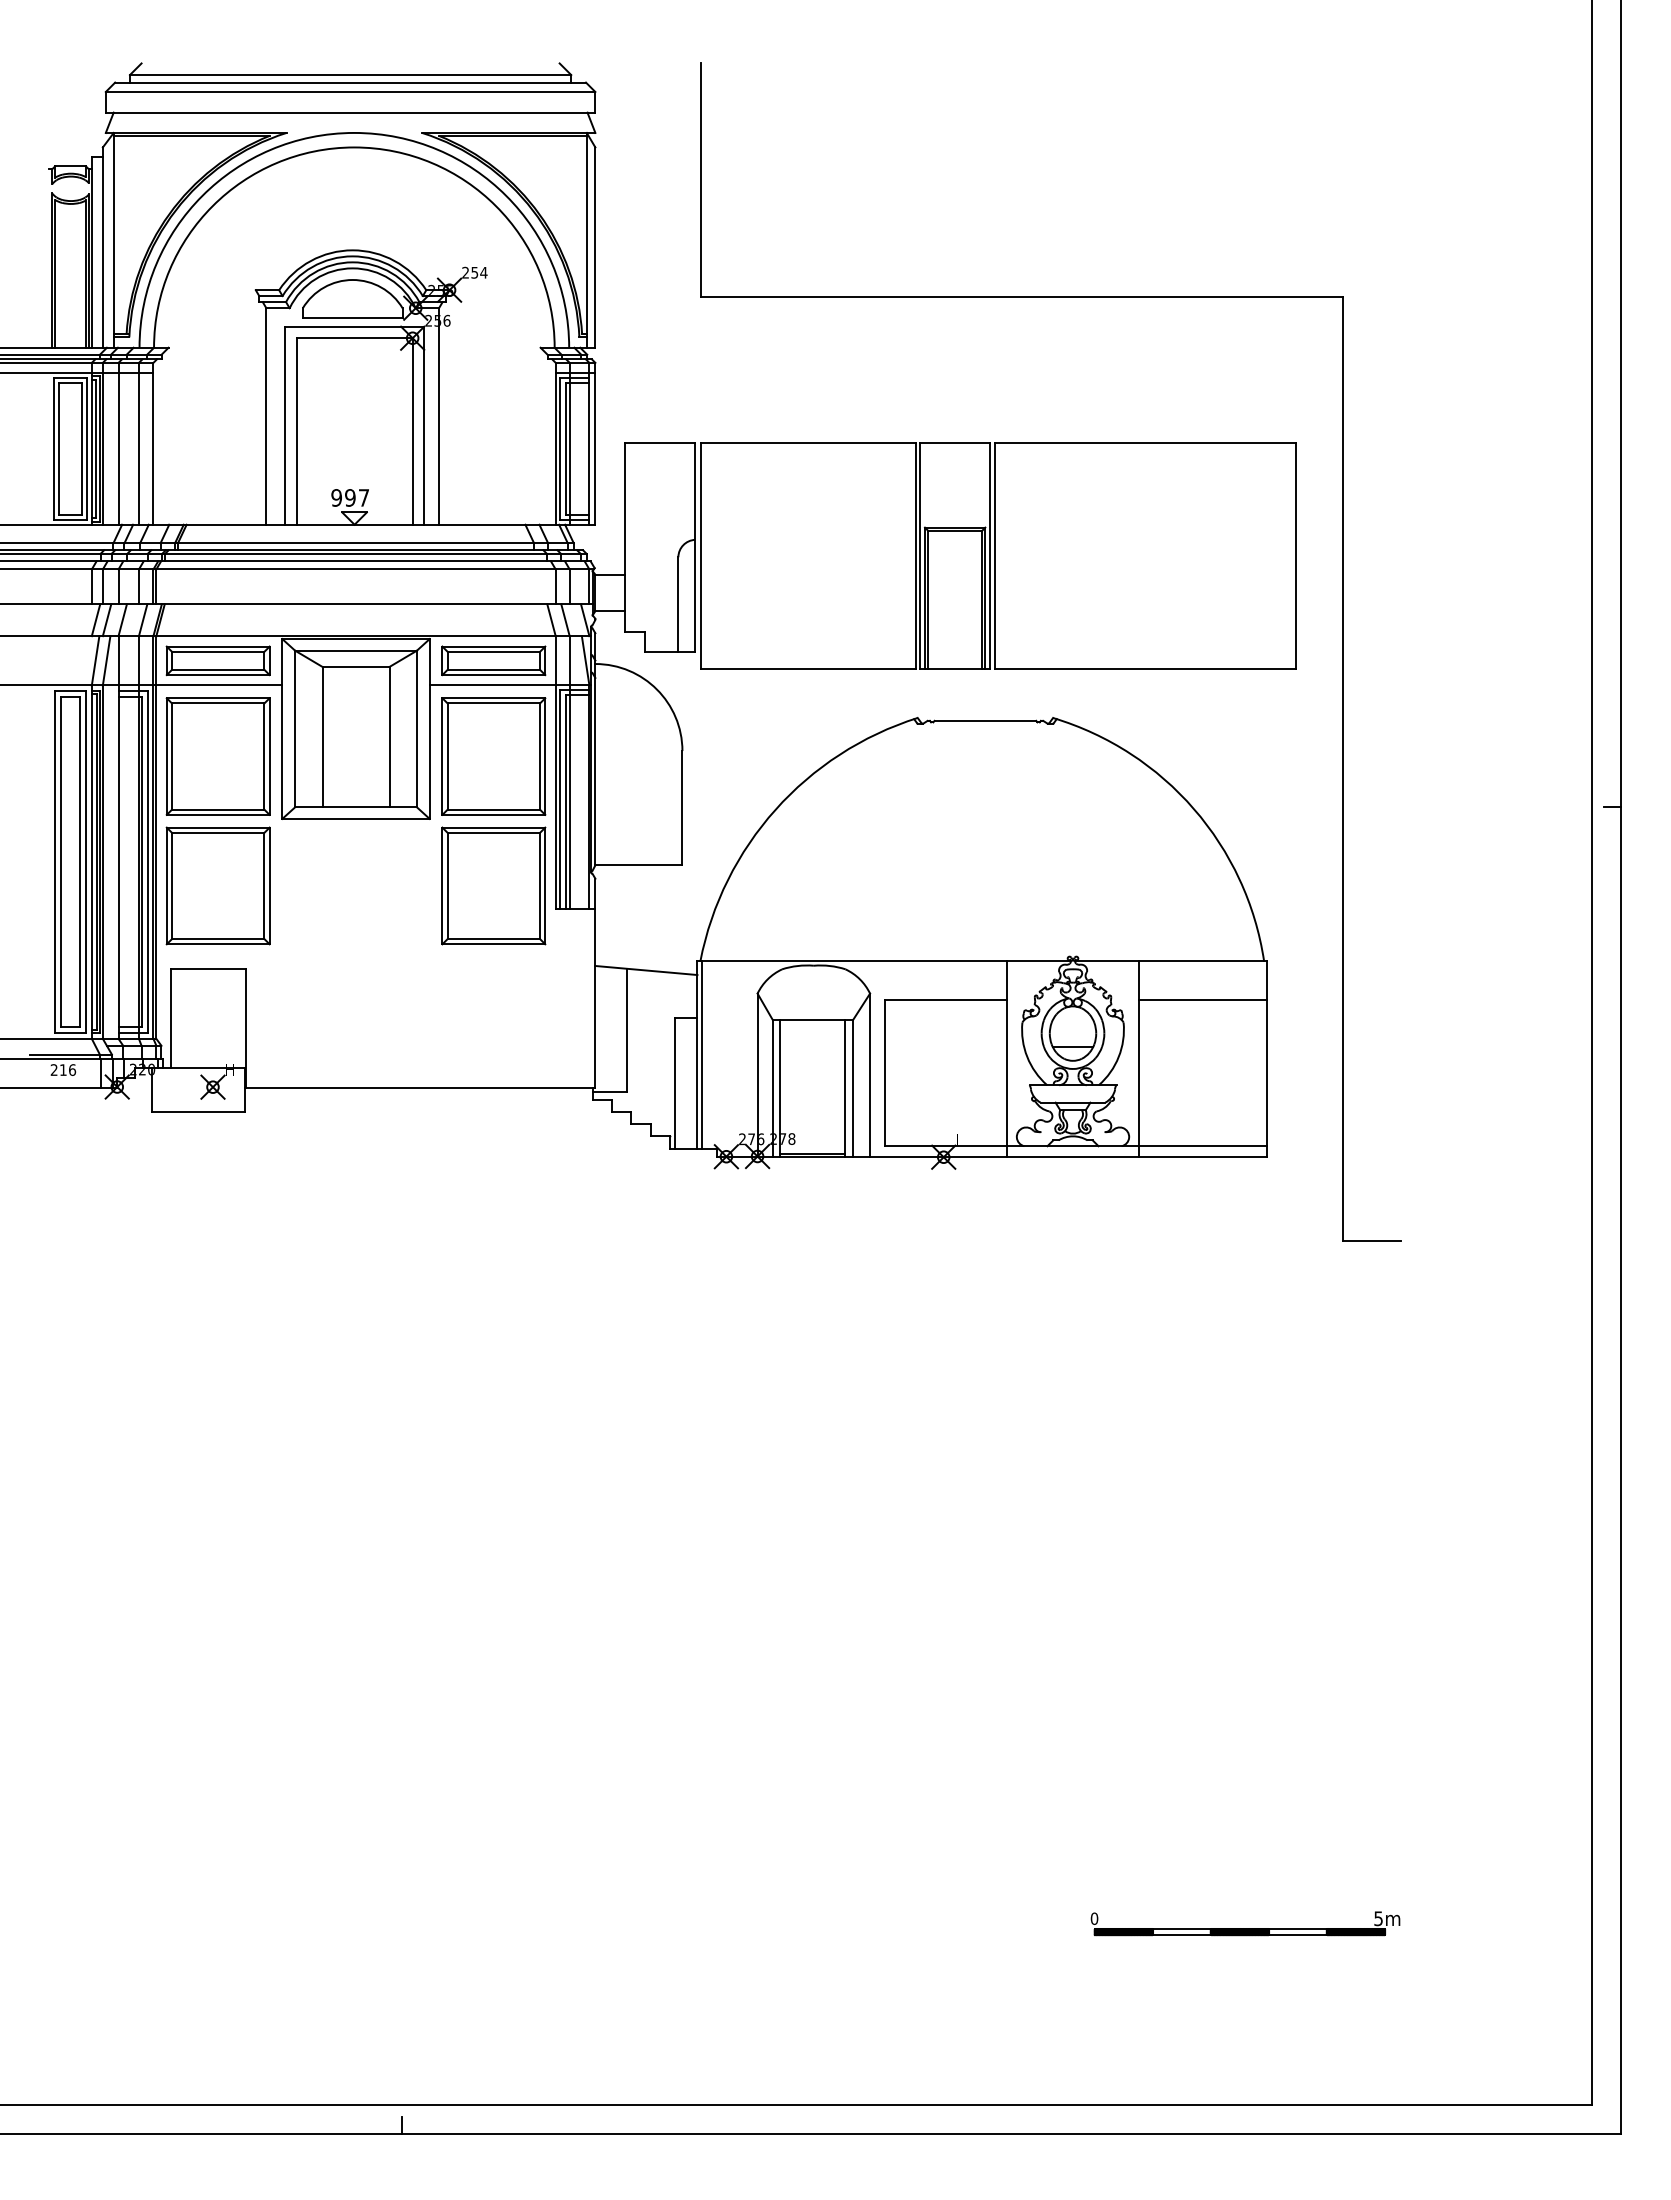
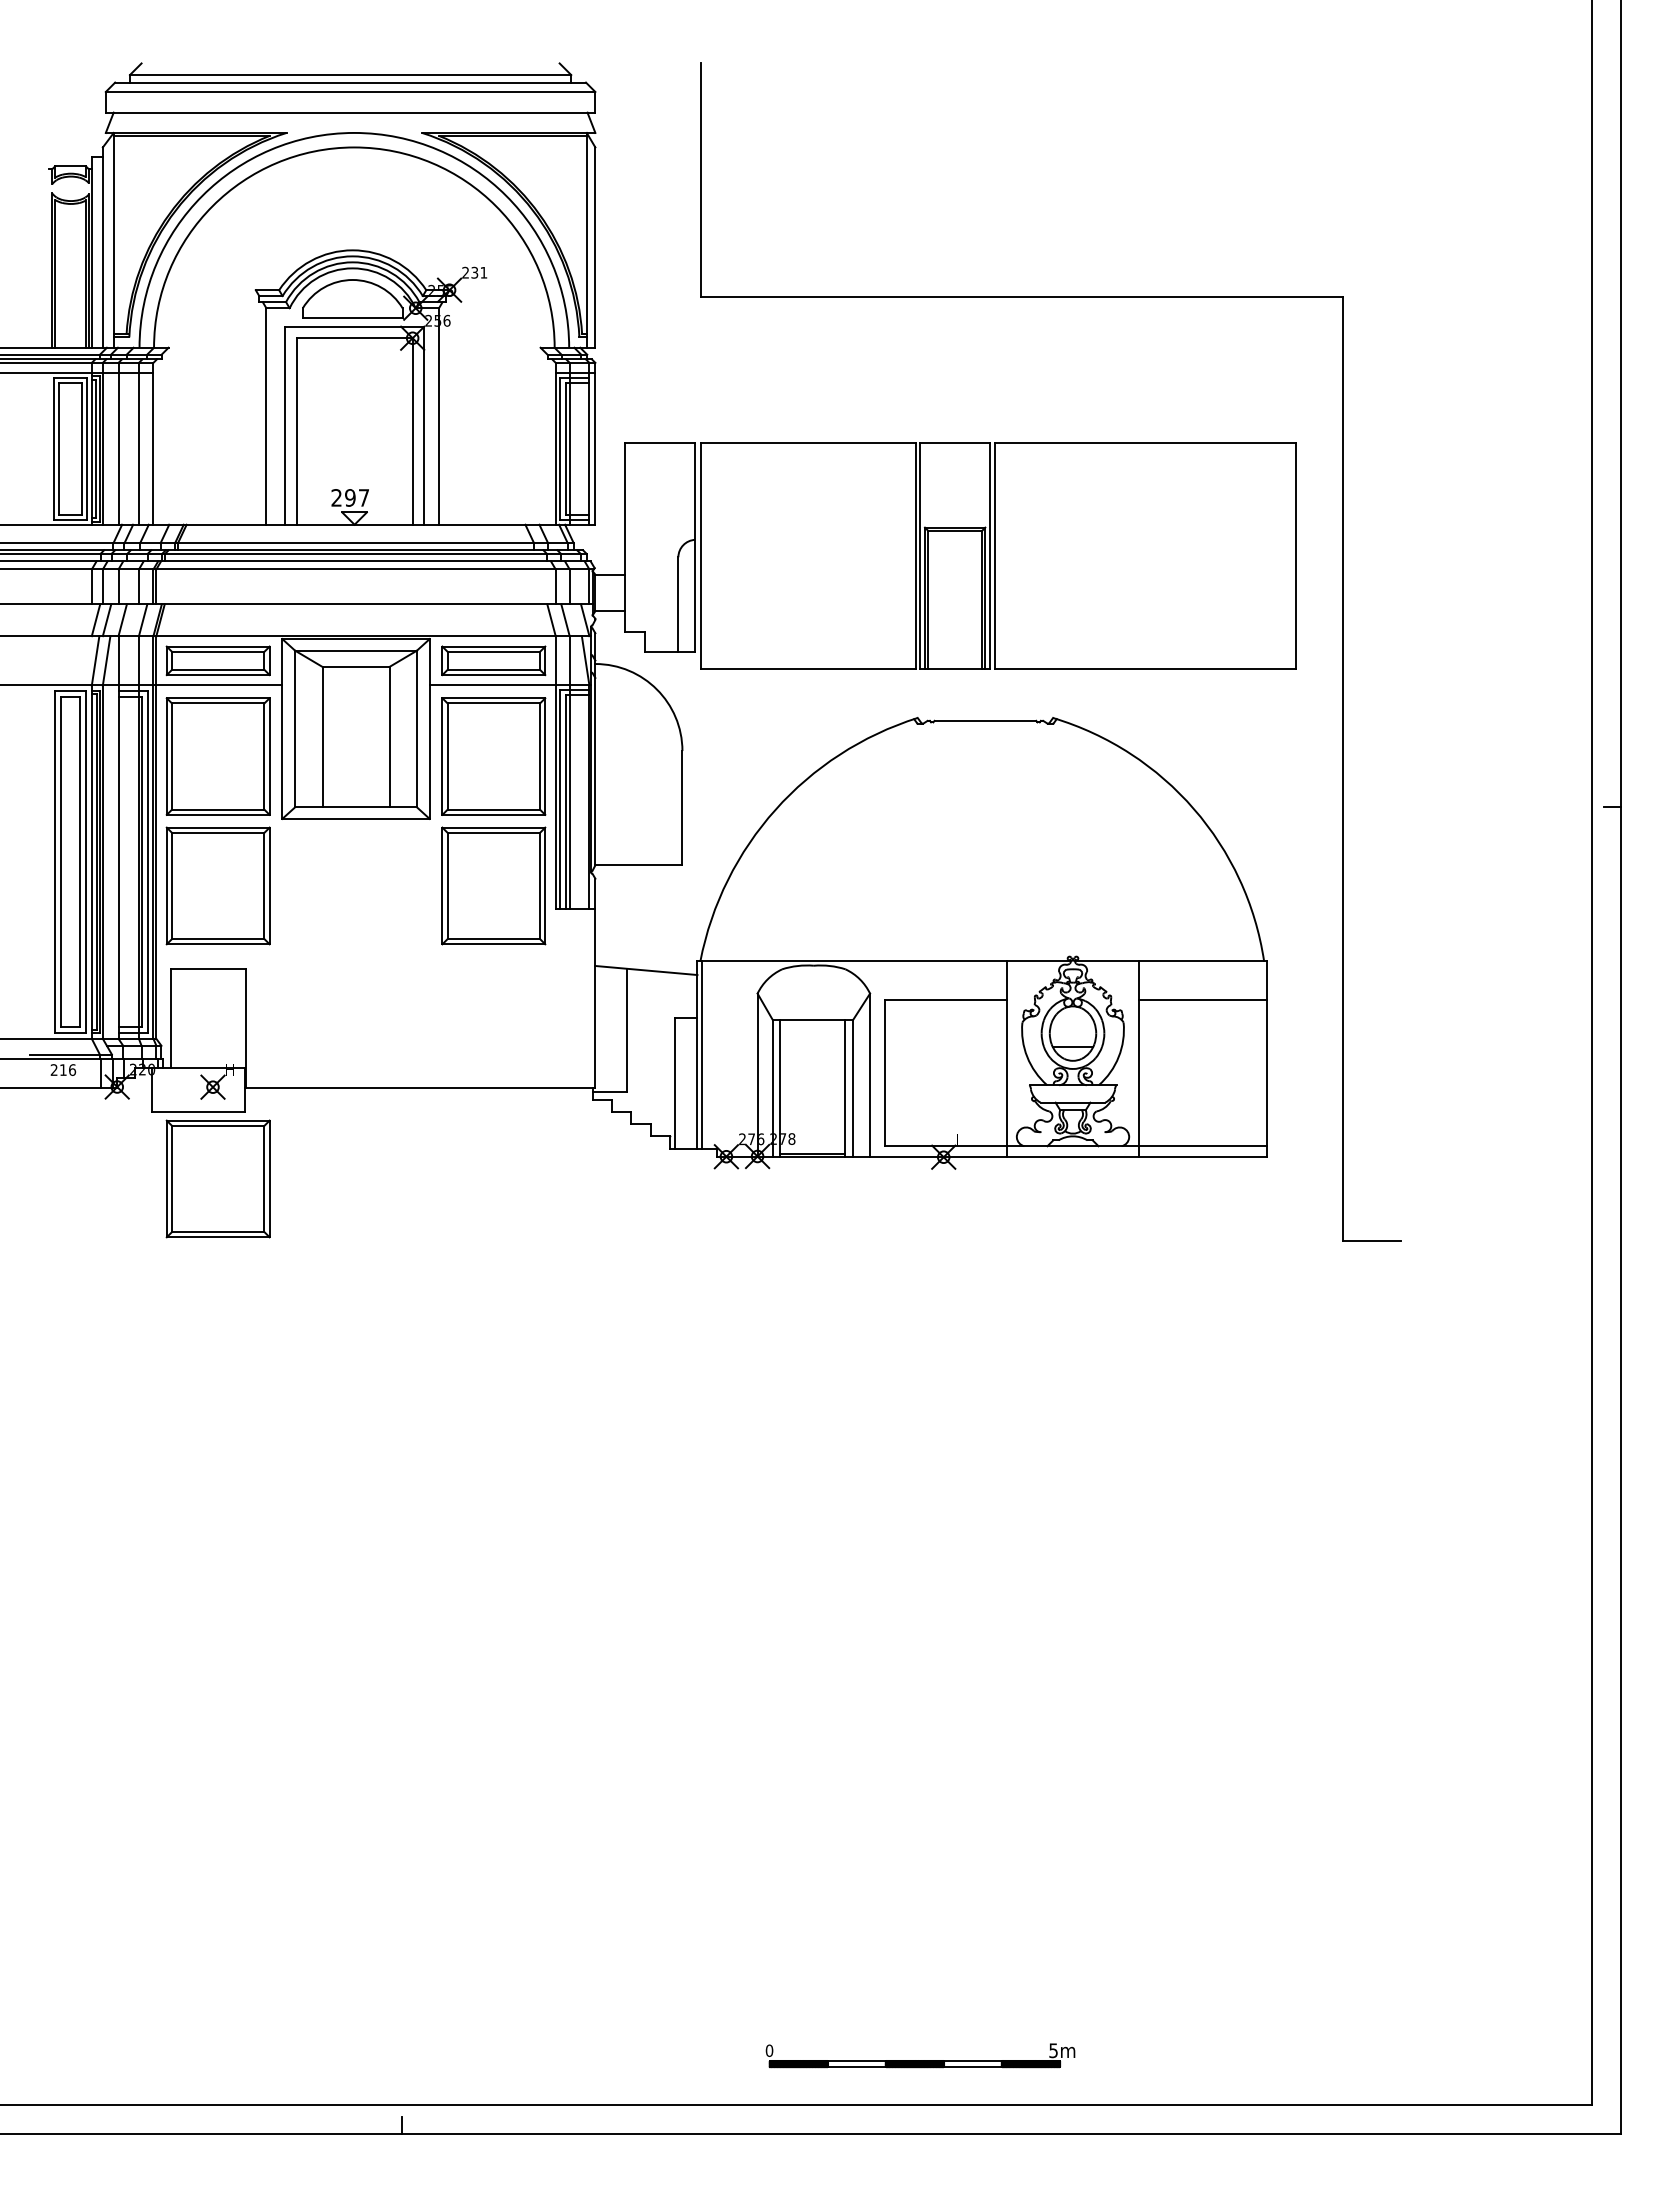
text: 254 -> 231 (479, 272)
text: 997 -> 297 (336, 497)
part: none -> present (217, 1178)
part position: (1245, 1923) -> (920, 2055) (920, 2055)
